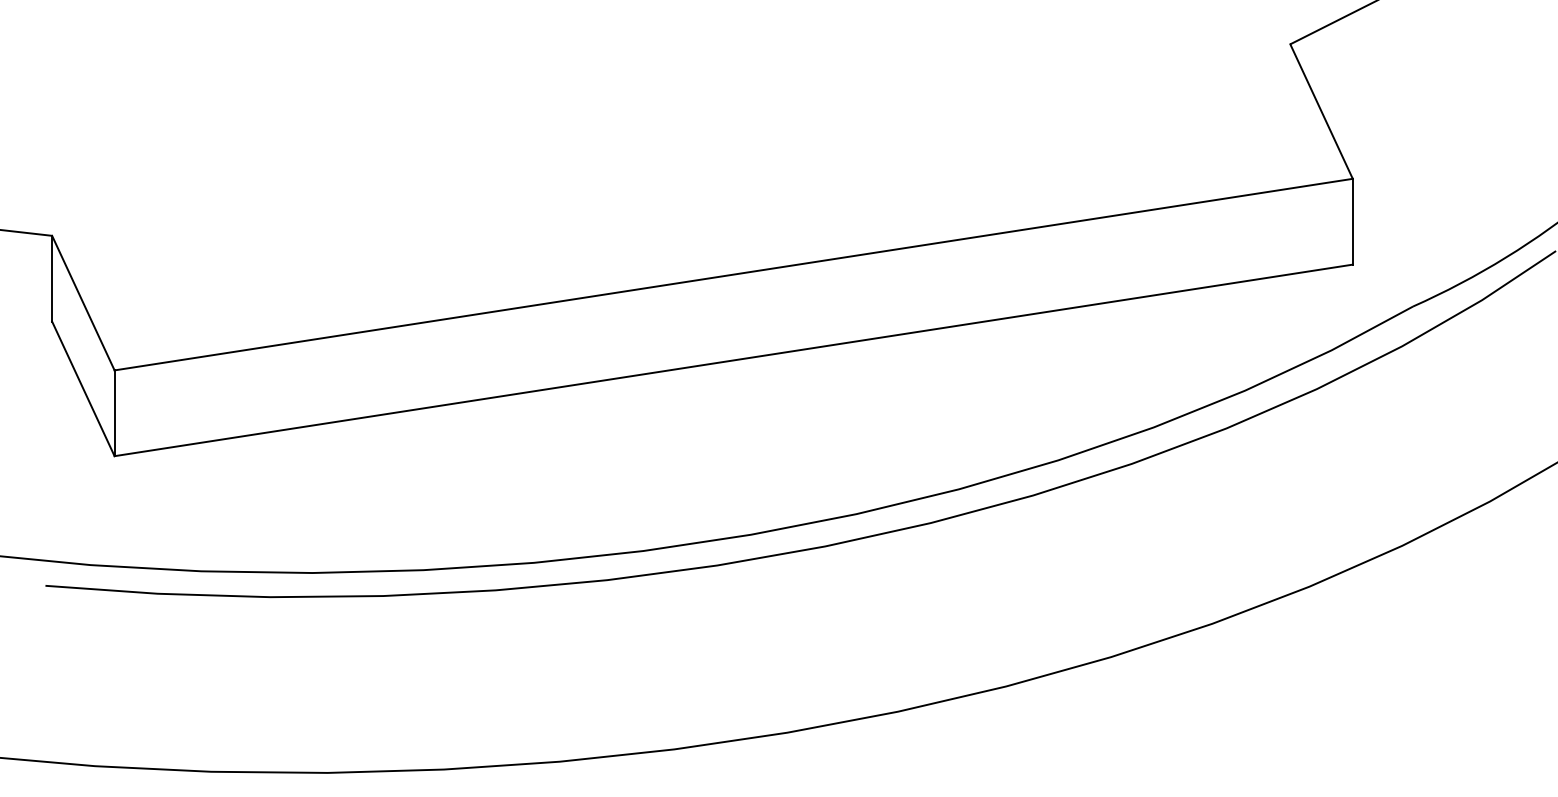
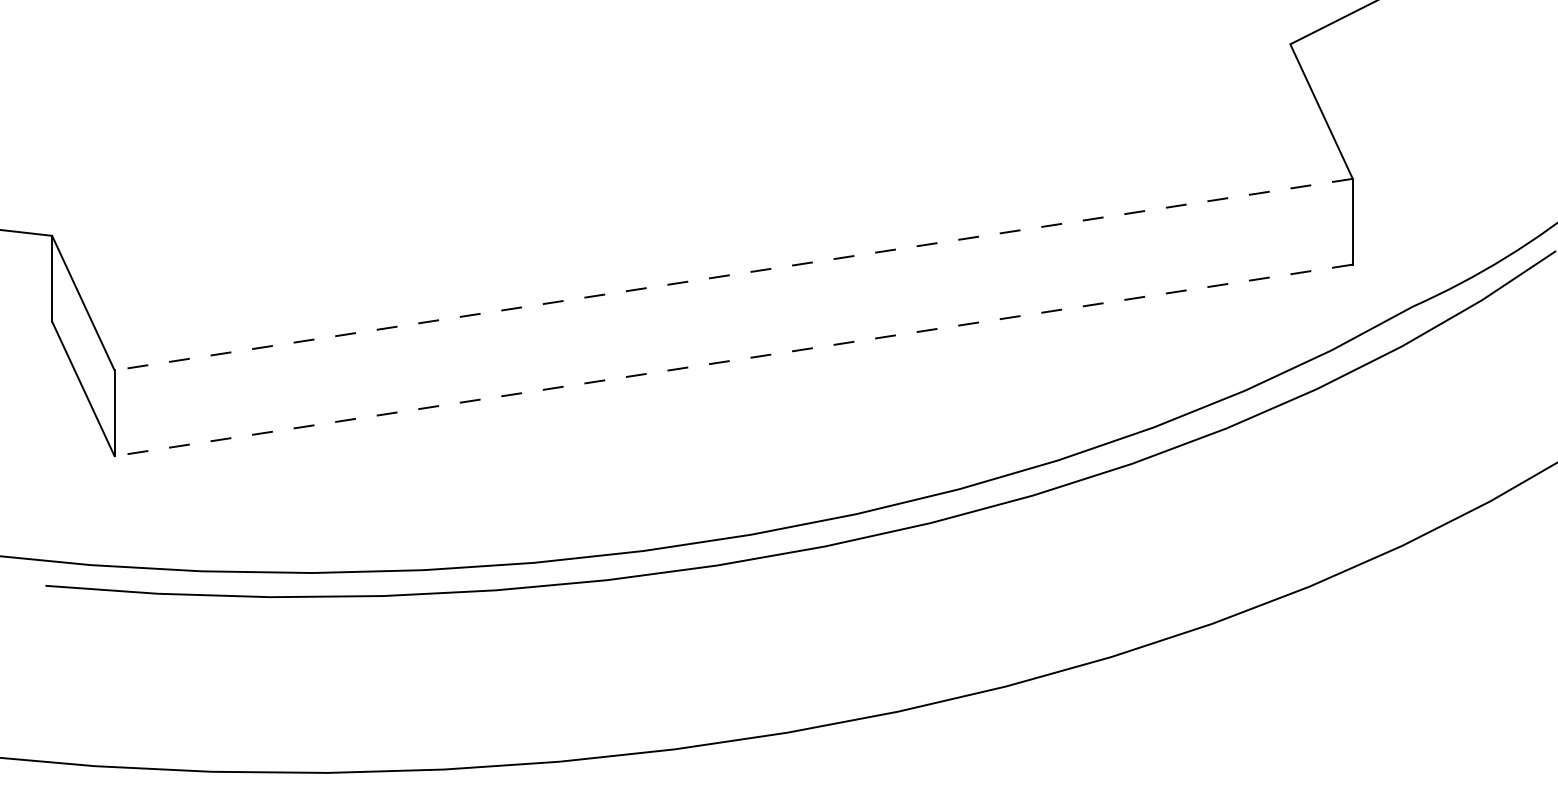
line: solid -> dashed (733, 274)
line: solid -> dashed (733, 360)
